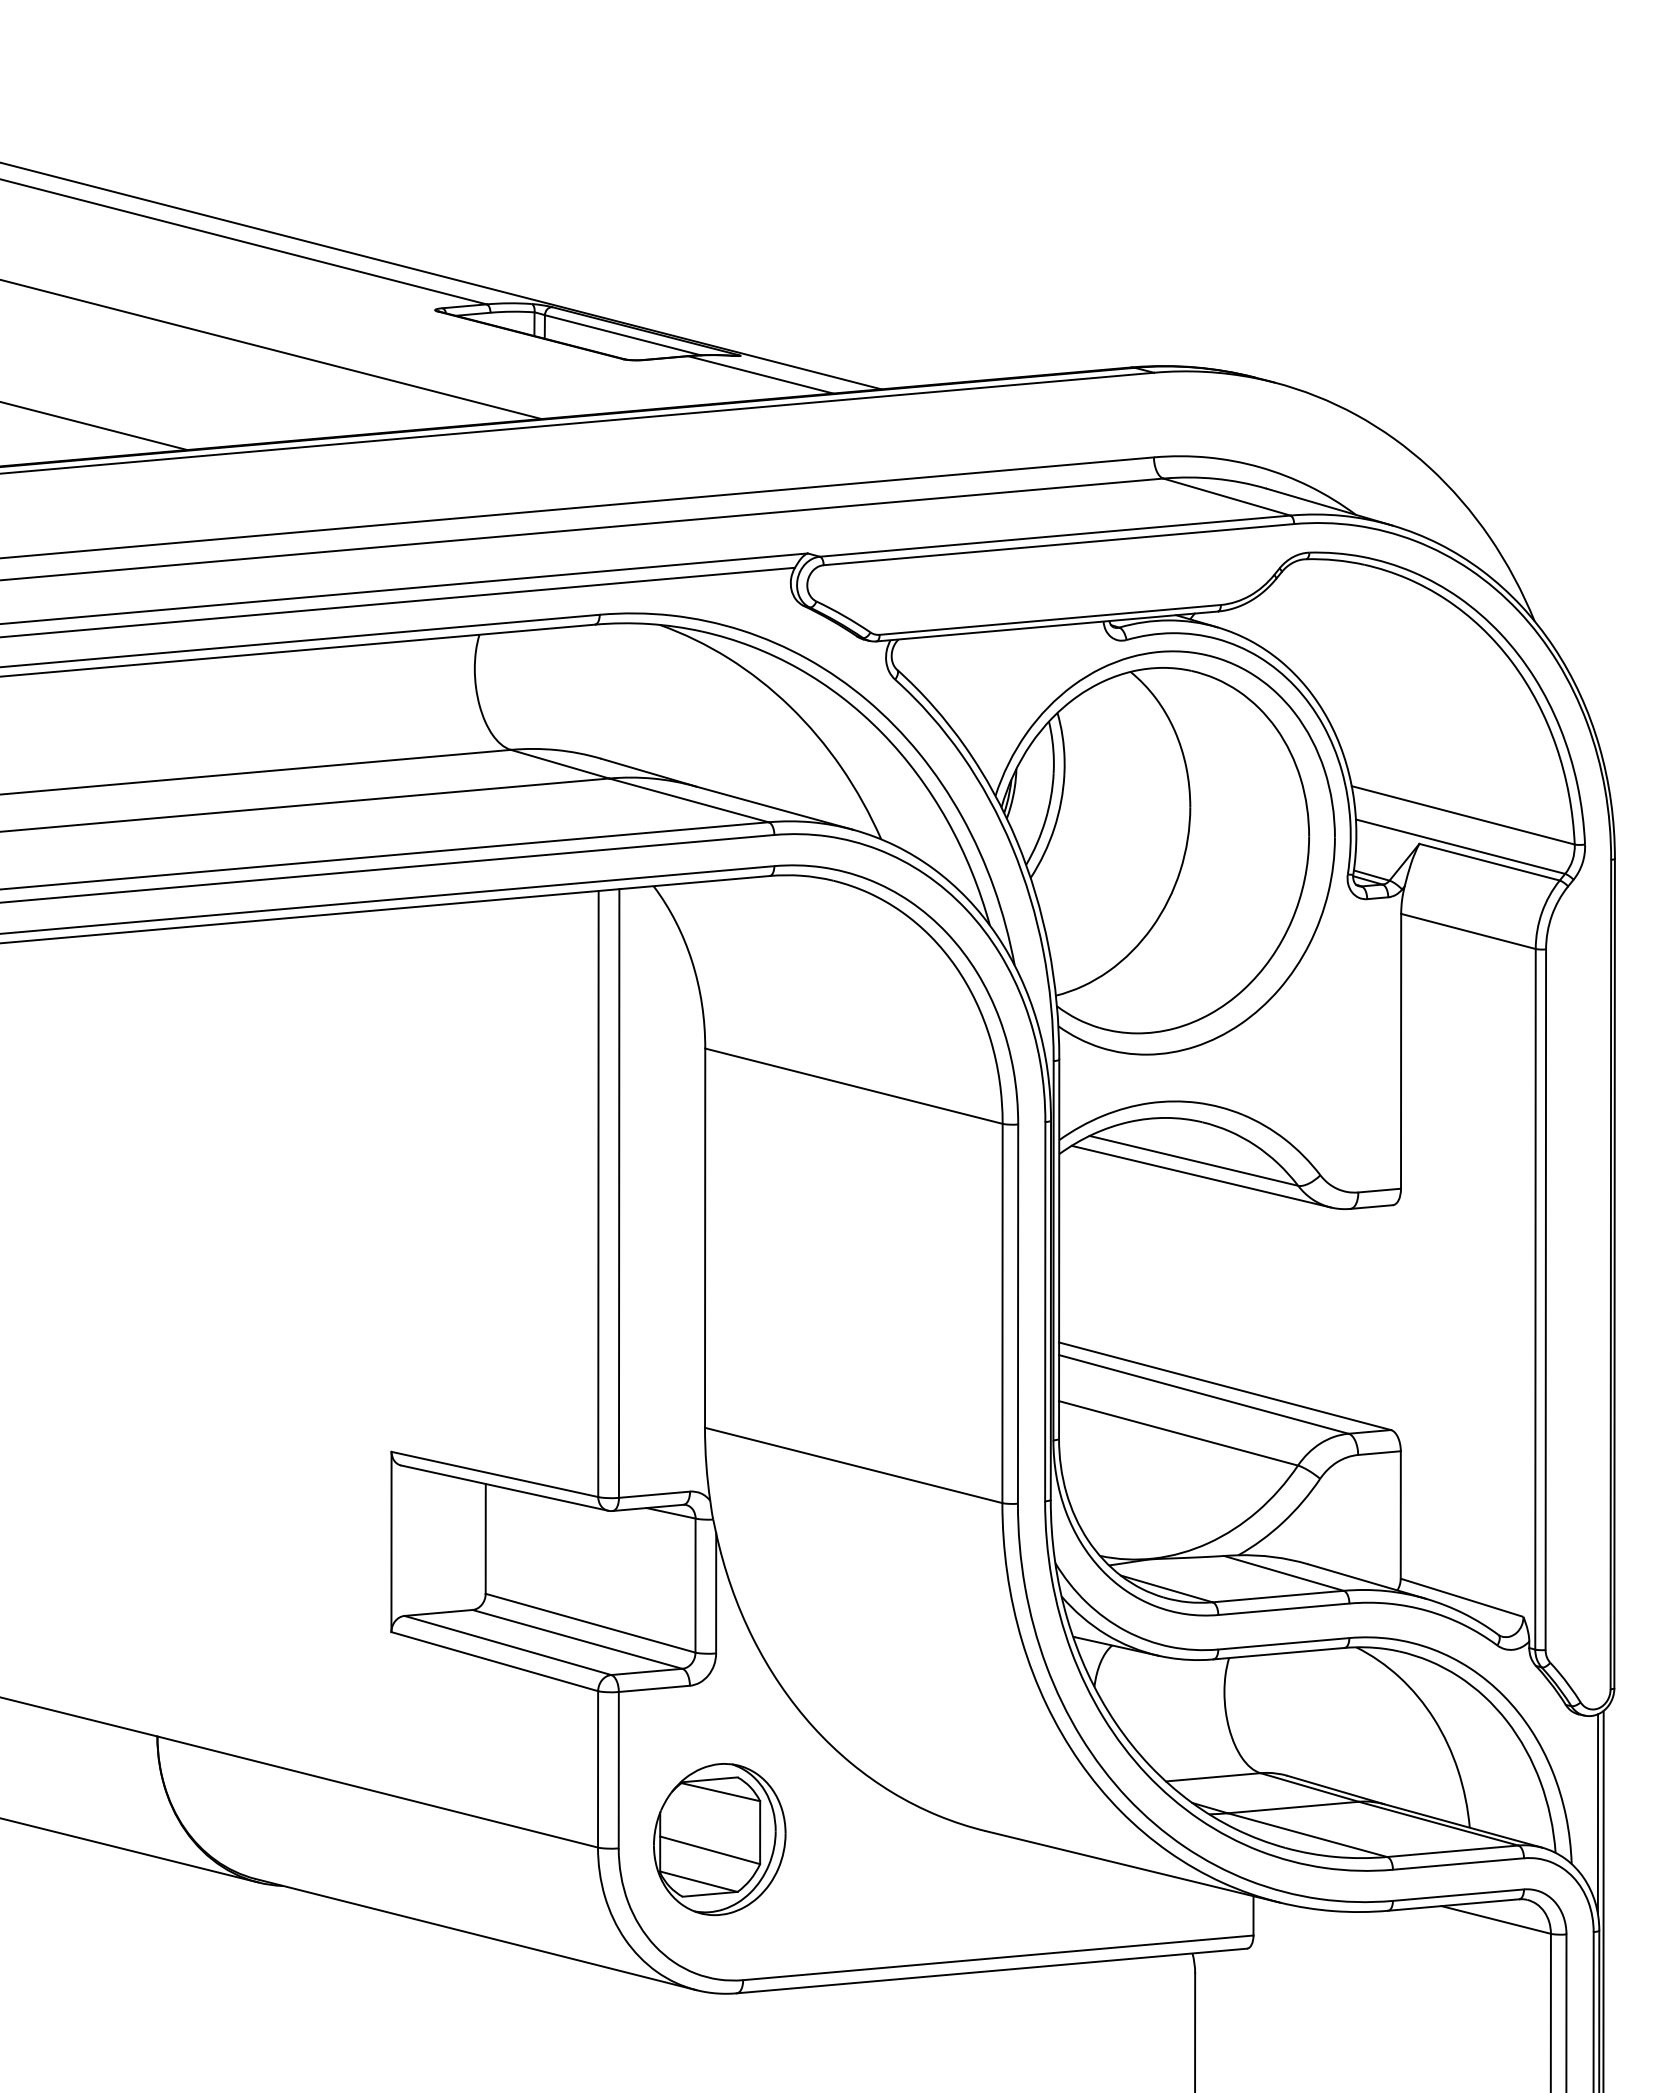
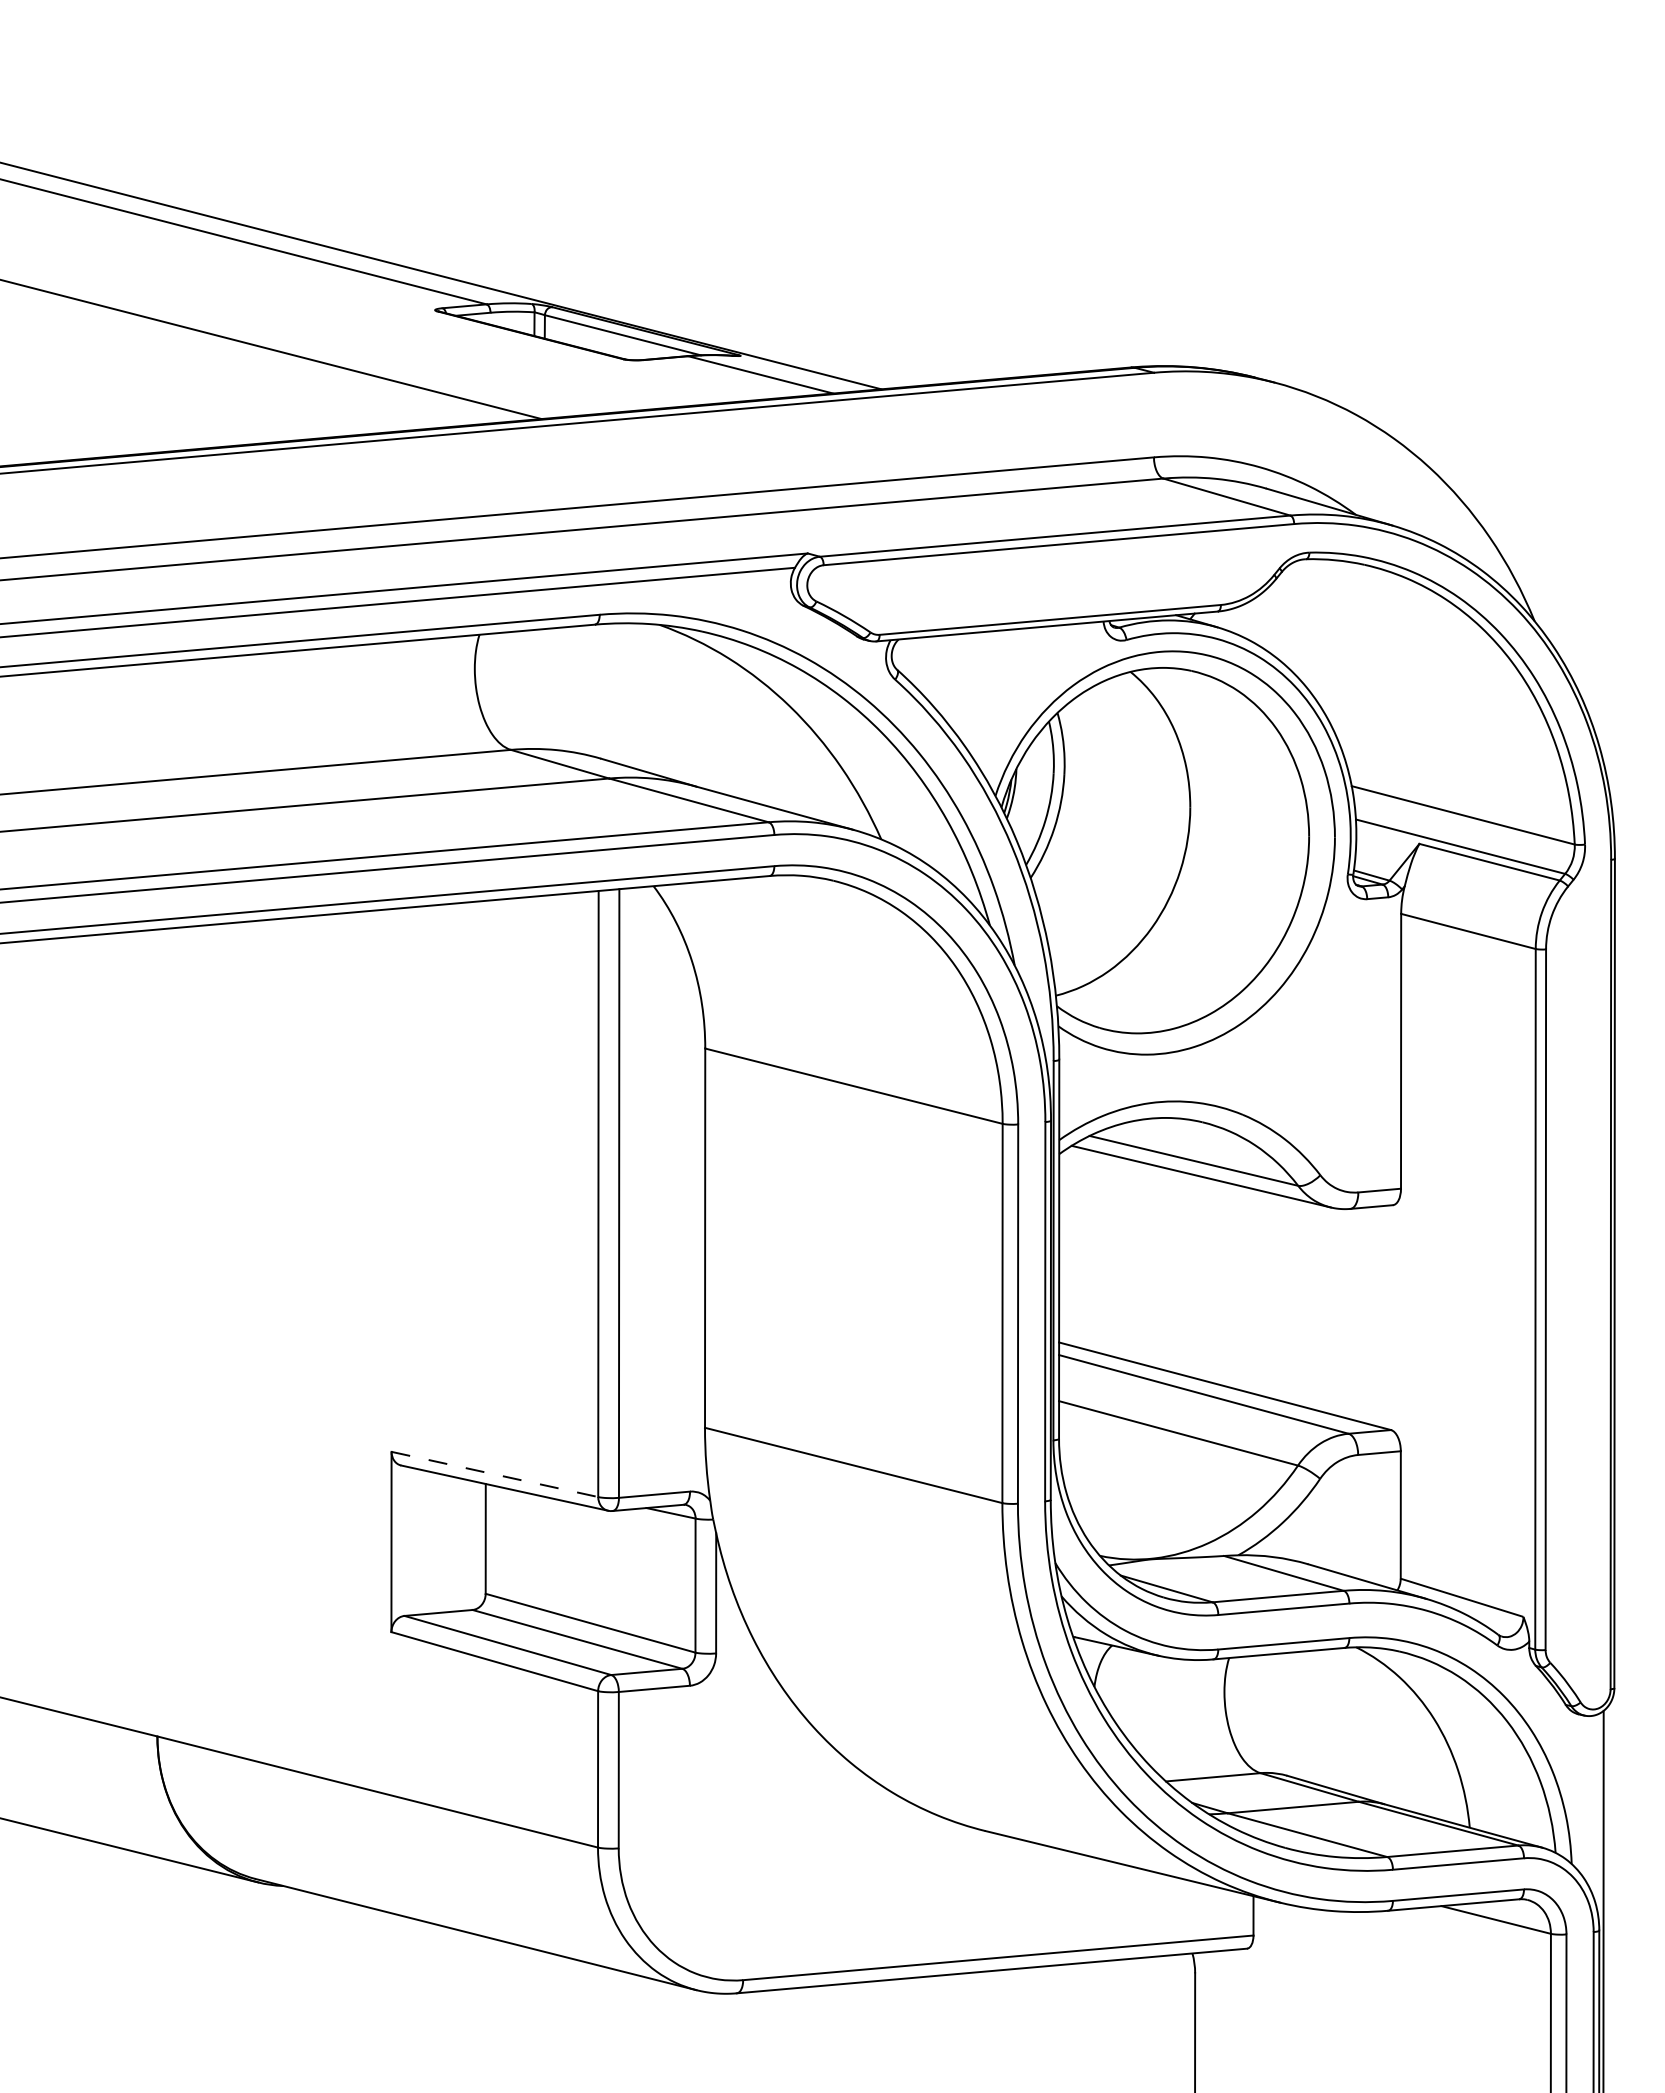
line: present -> none (94, 426)
line: solid -> dashed (494, 1474)
line: present -> none (1597, 1813)
part: present -> none (719, 1839)
